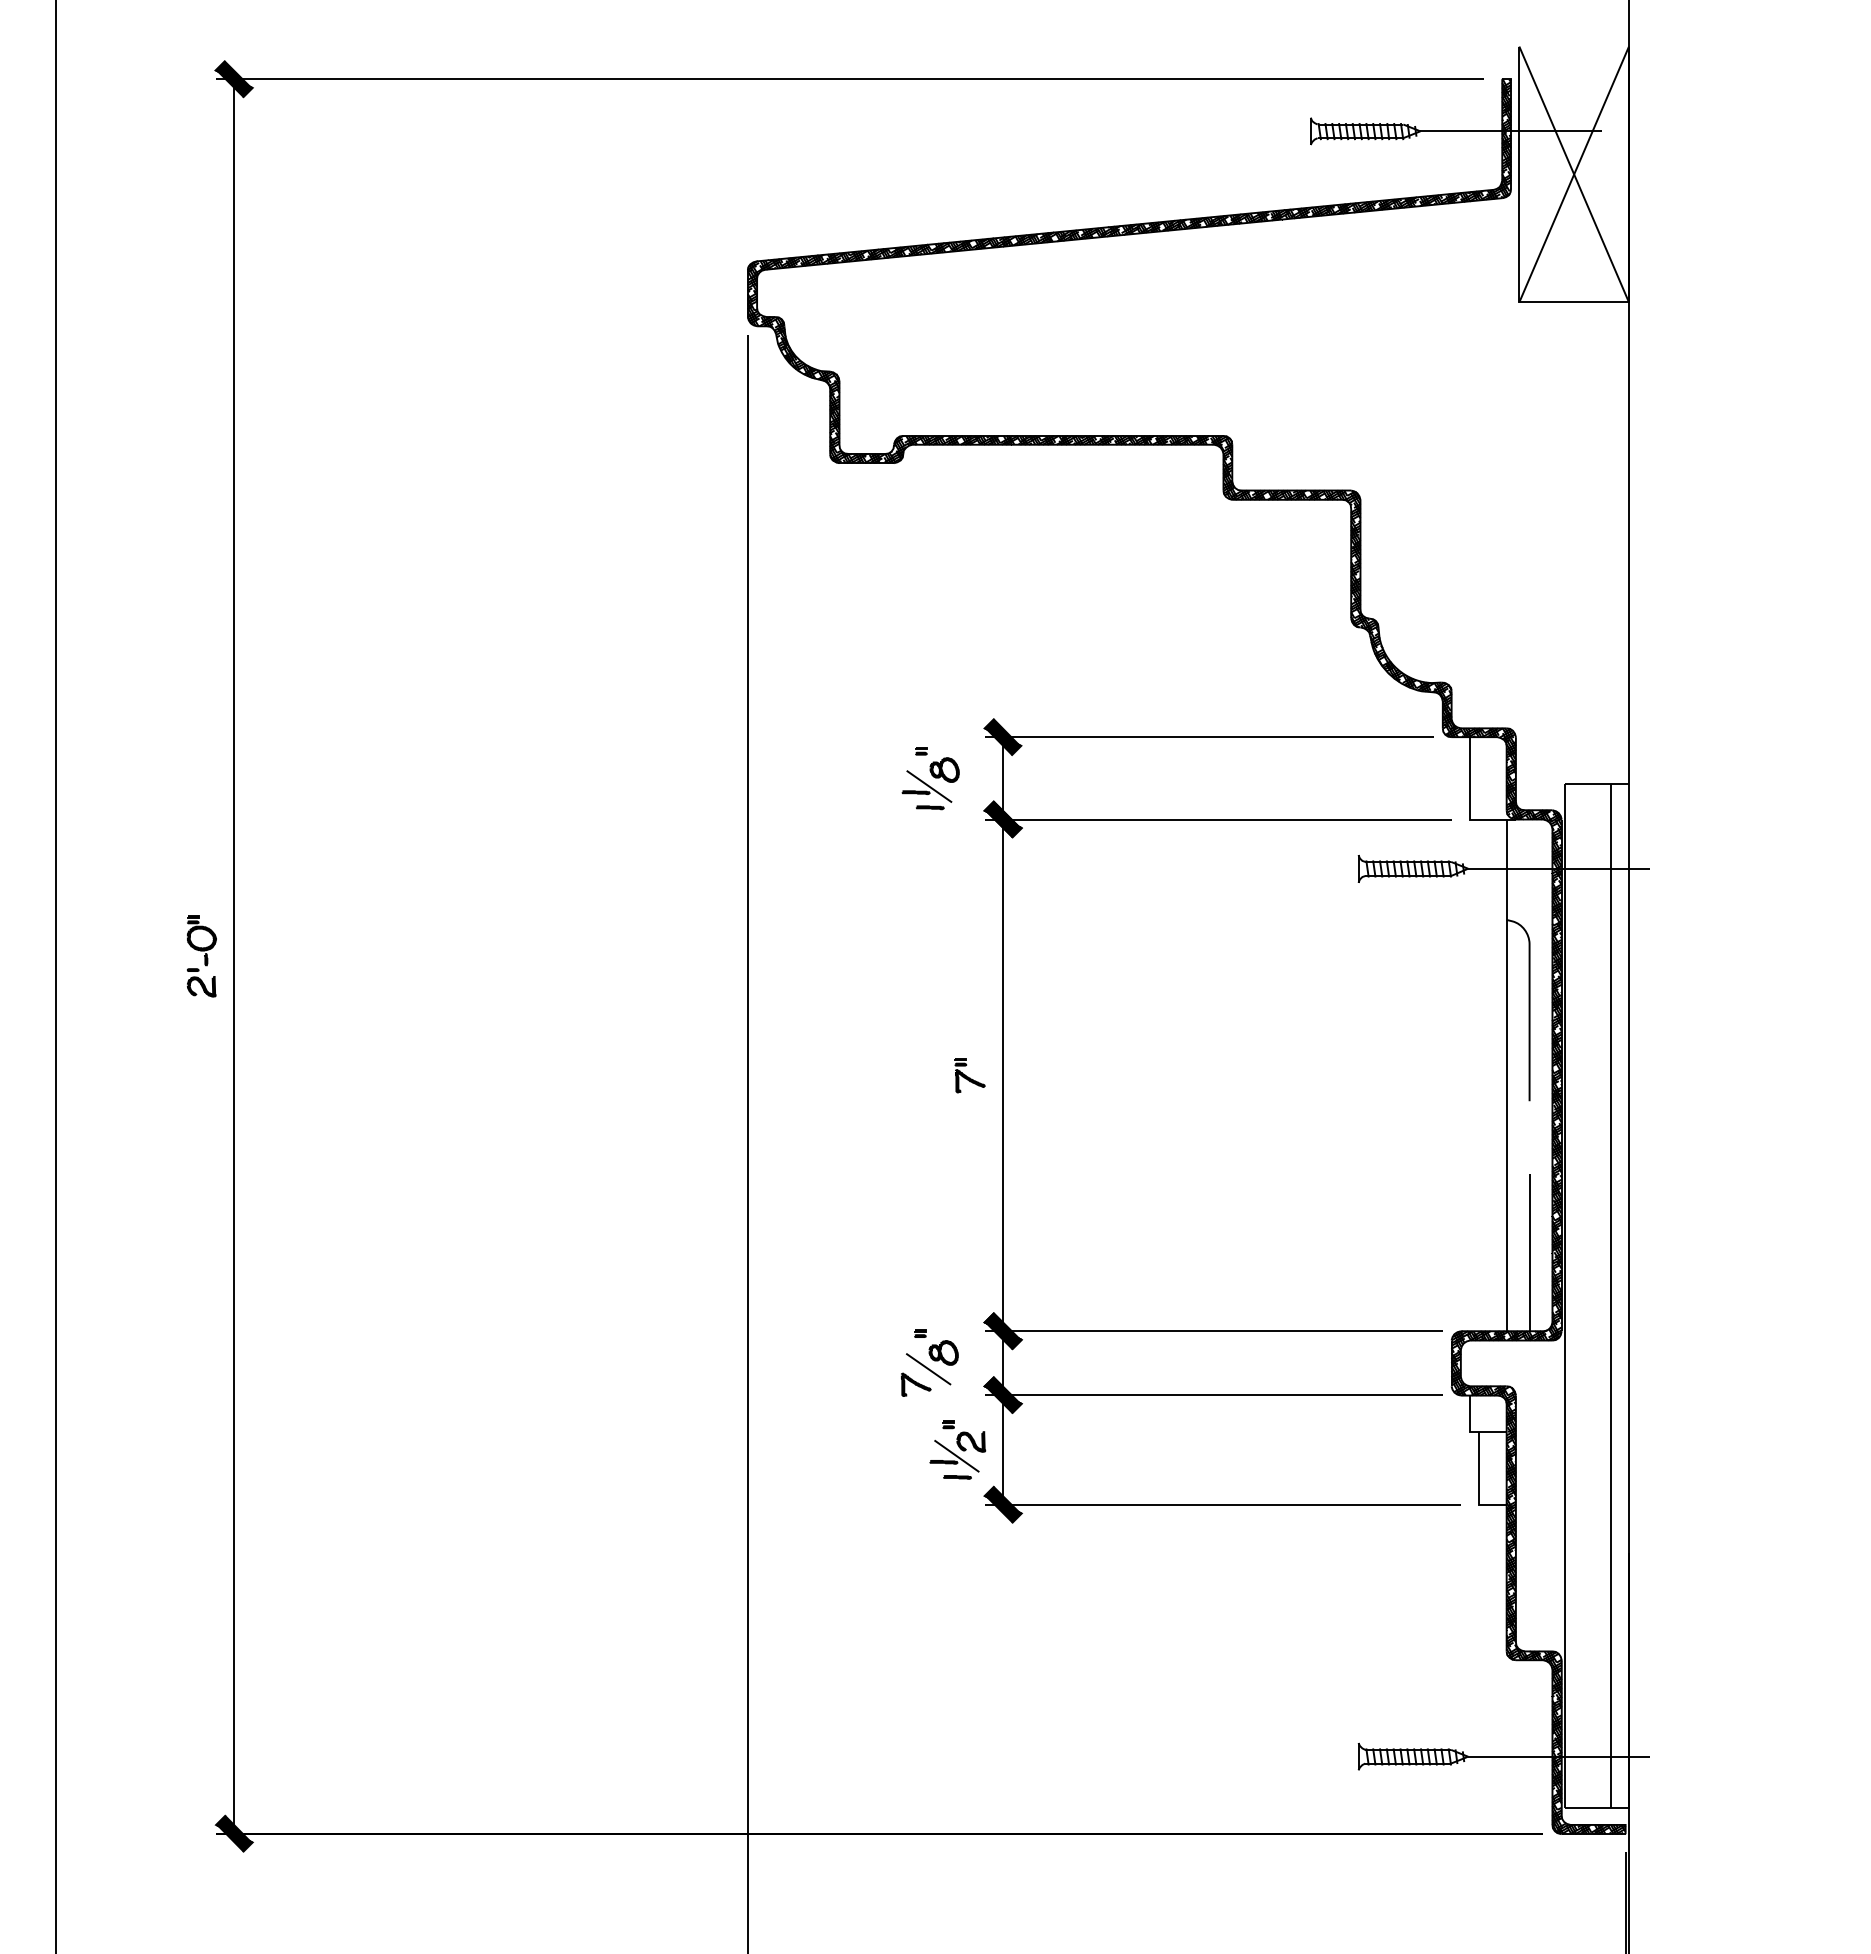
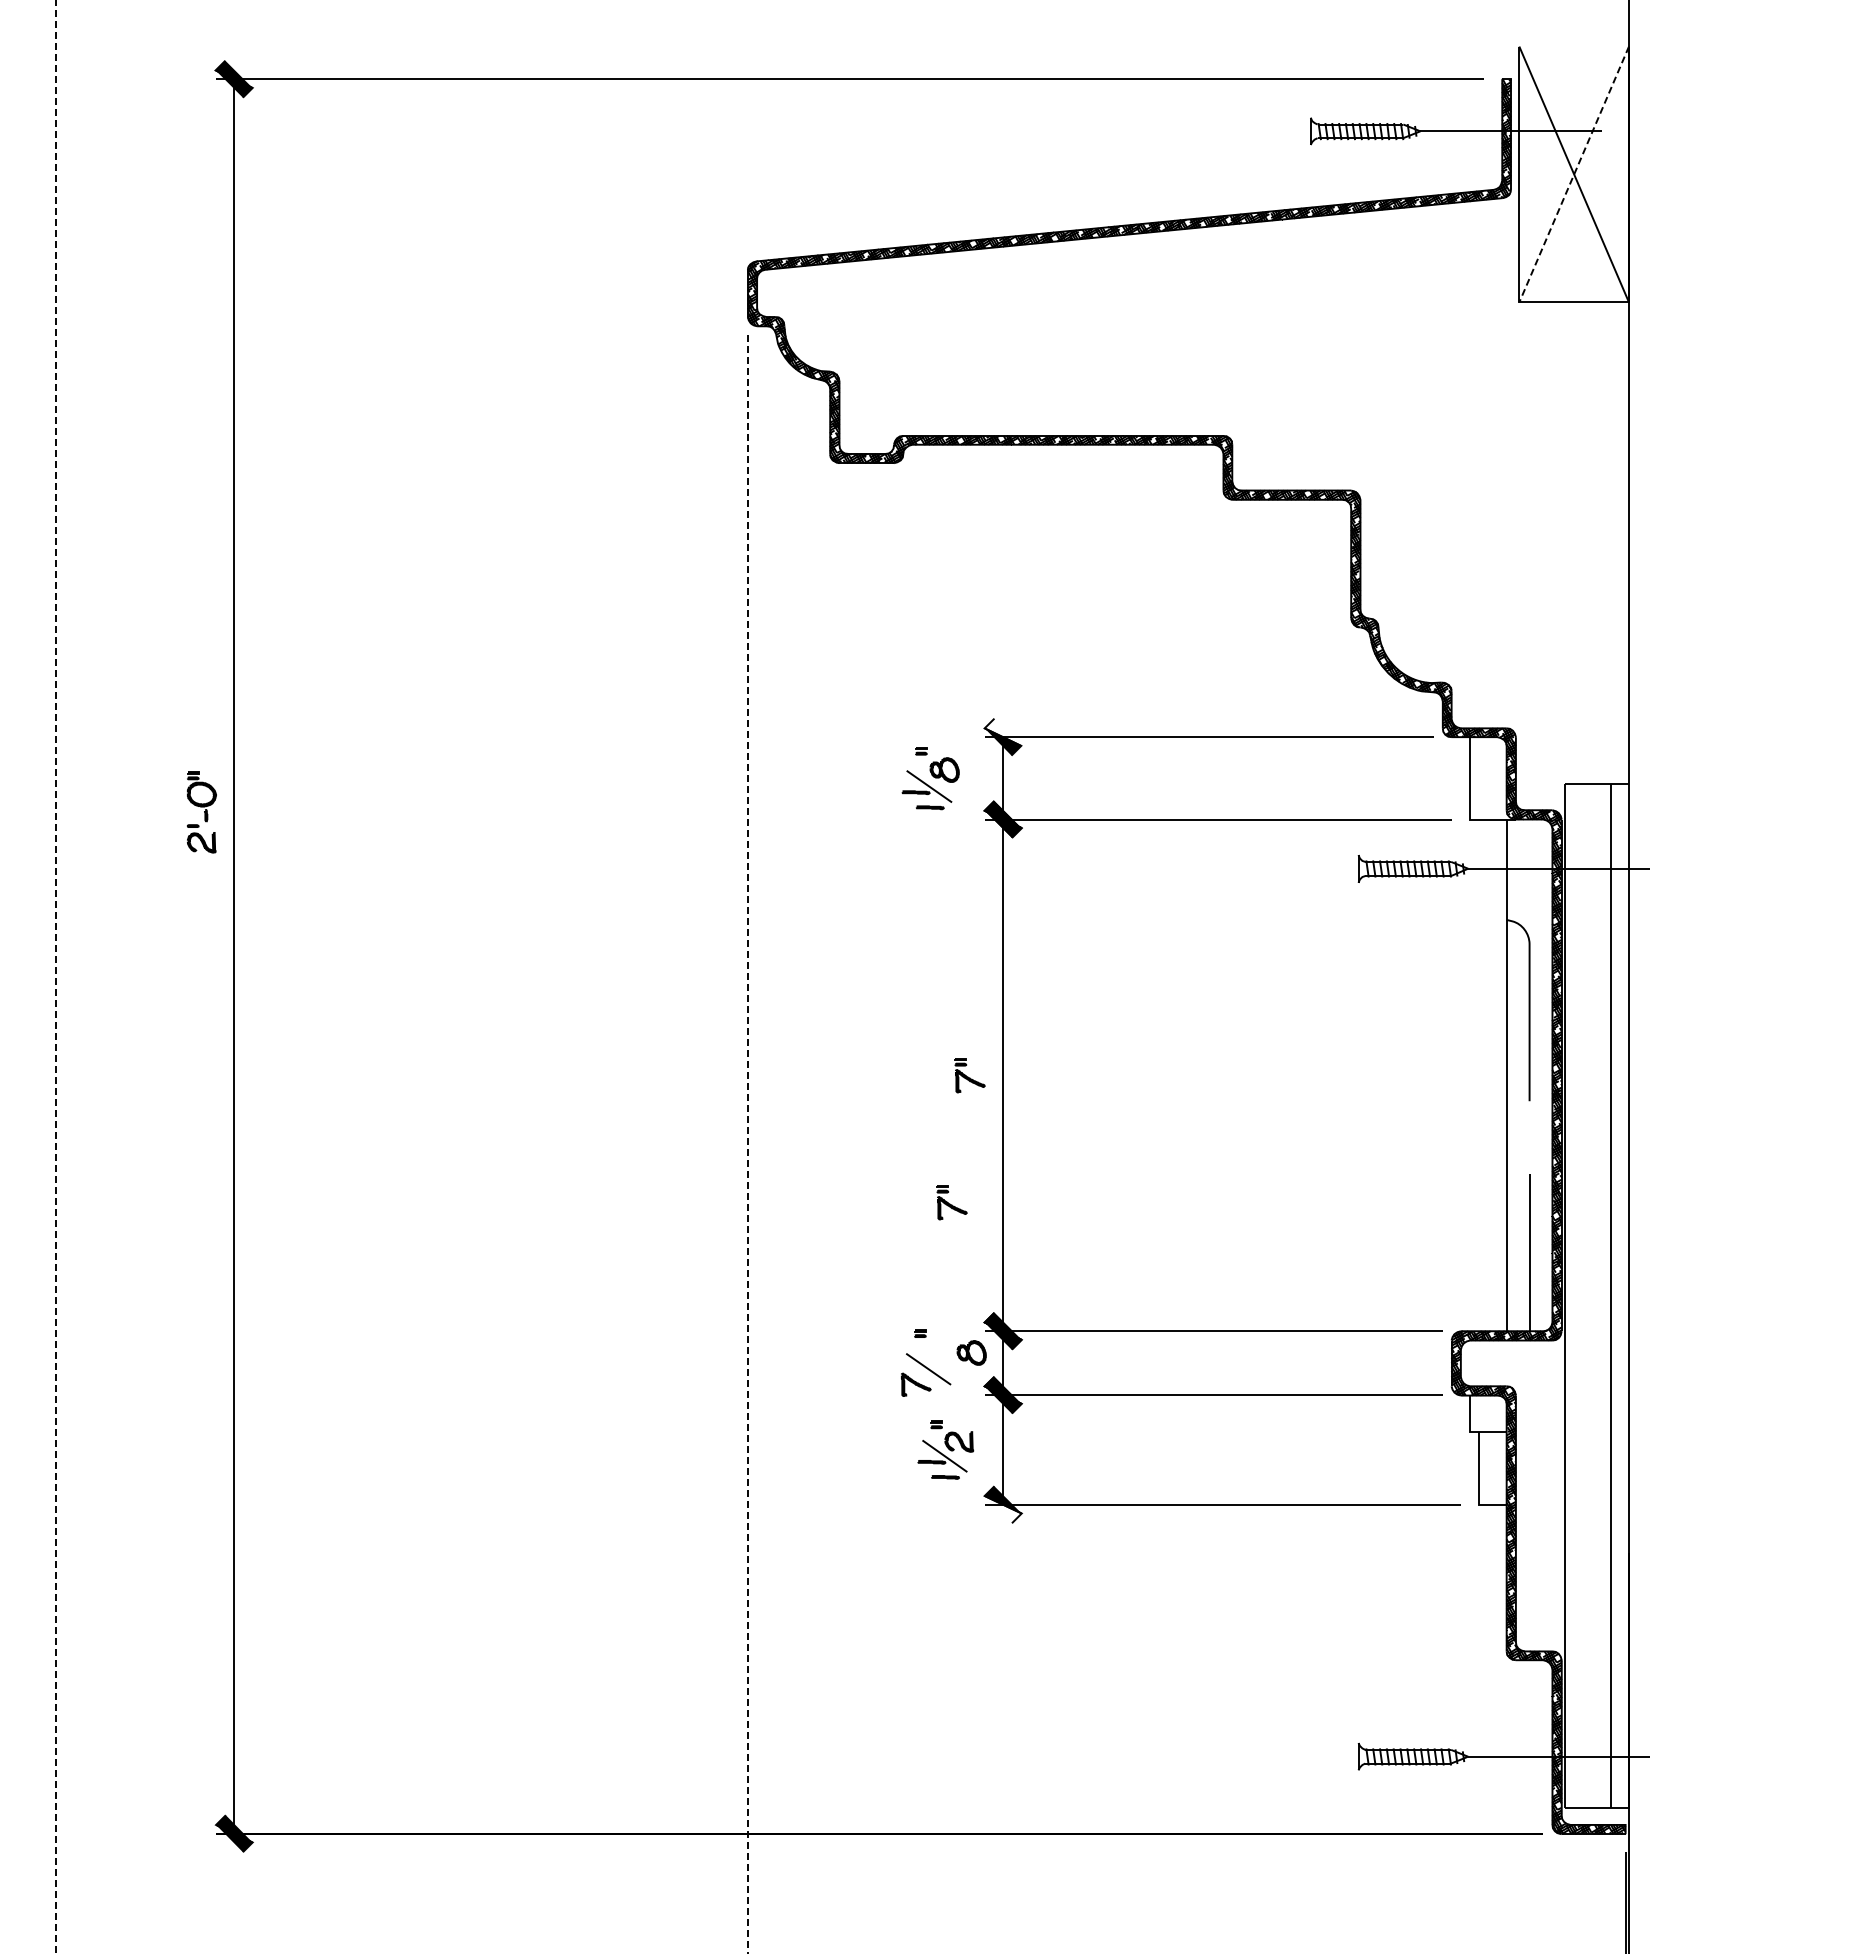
line: solid -> dashed (1573, 174)
fill: present -> none (1002, 731)
part position: (201, 956) -> (201, 812) (201, 812)
line: solid -> dashed (56, 976)
line: solid -> dashed (748, 1144)
part: none -> present (951, 1202)
part position: (943, 1352) -> (971, 1352) (971, 1352)
part position: (957, 1449) -> (945, 1449) (945, 1449)
fill: present -> none (1002, 1509)
